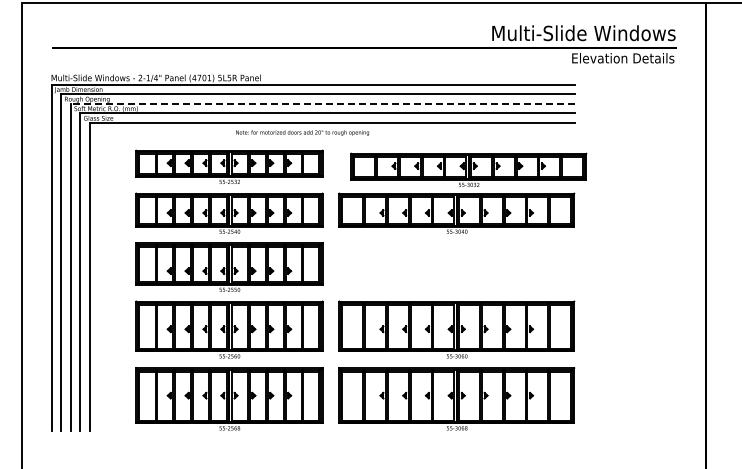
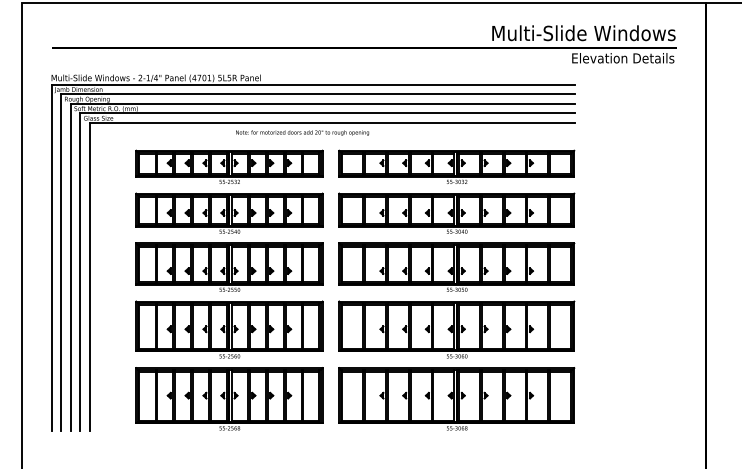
line: dashed -> solid (322, 103)
part position: (468, 169) -> (456, 166) (456, 166)
part: none -> present (456, 266)
